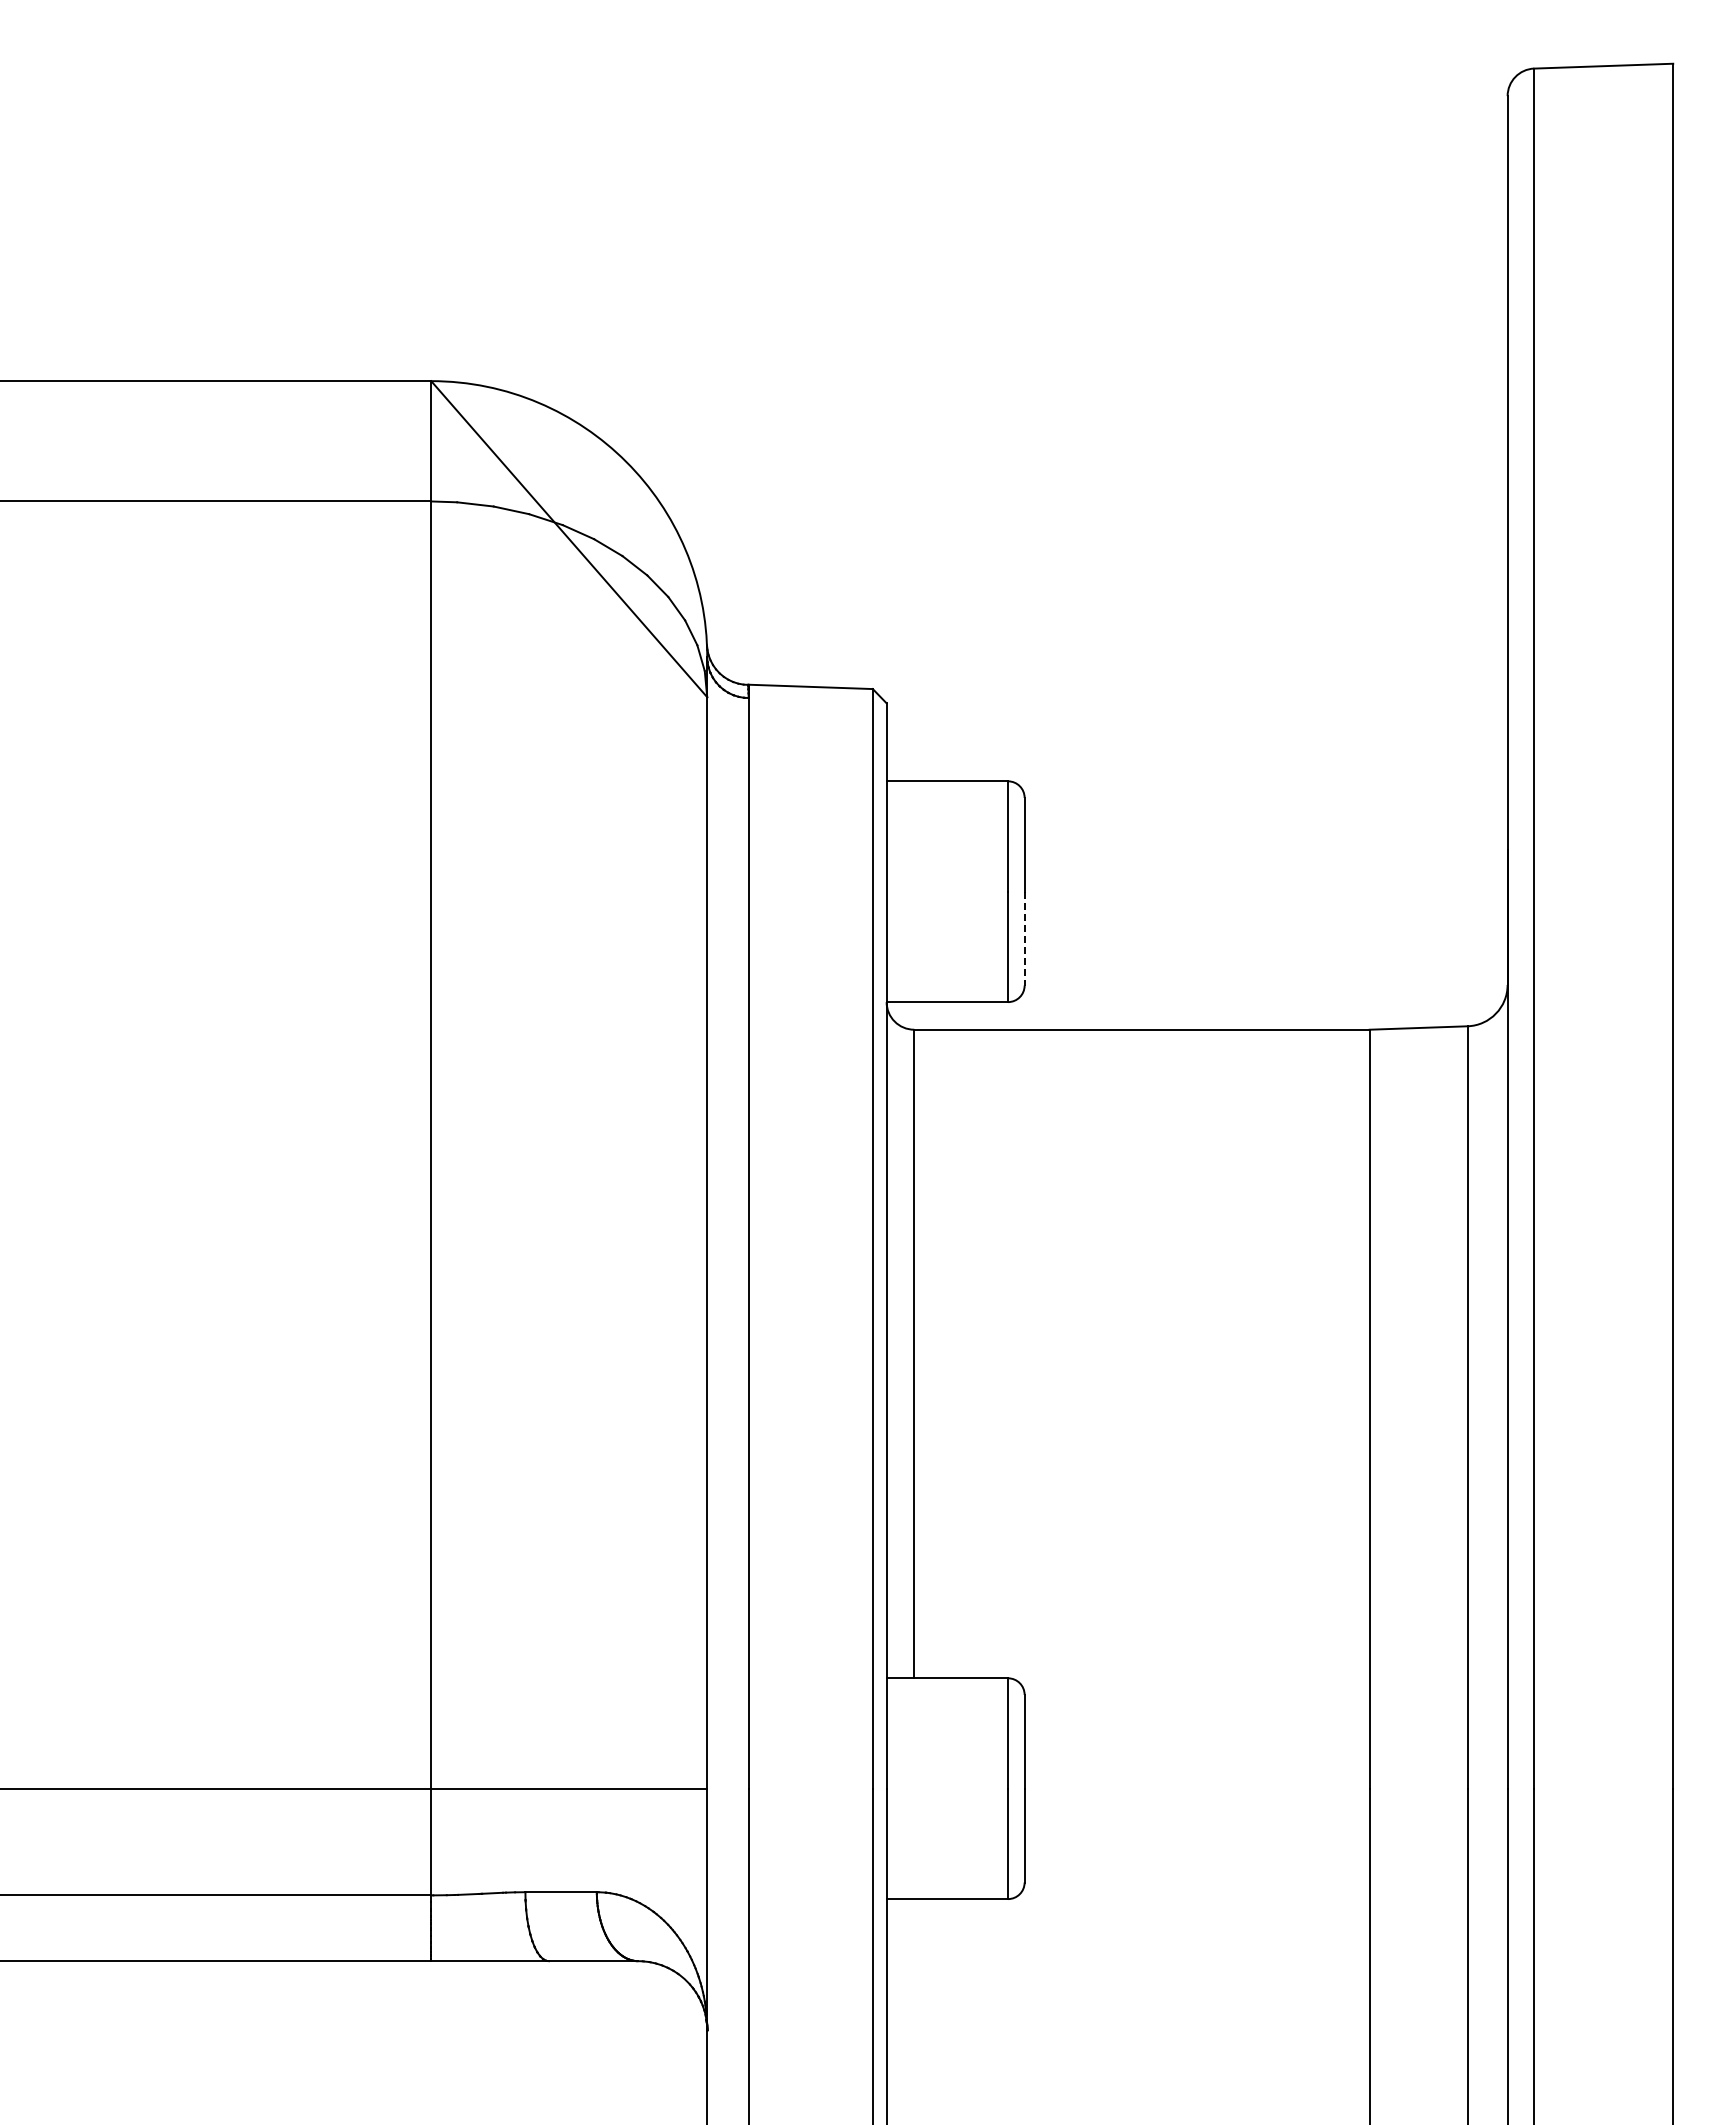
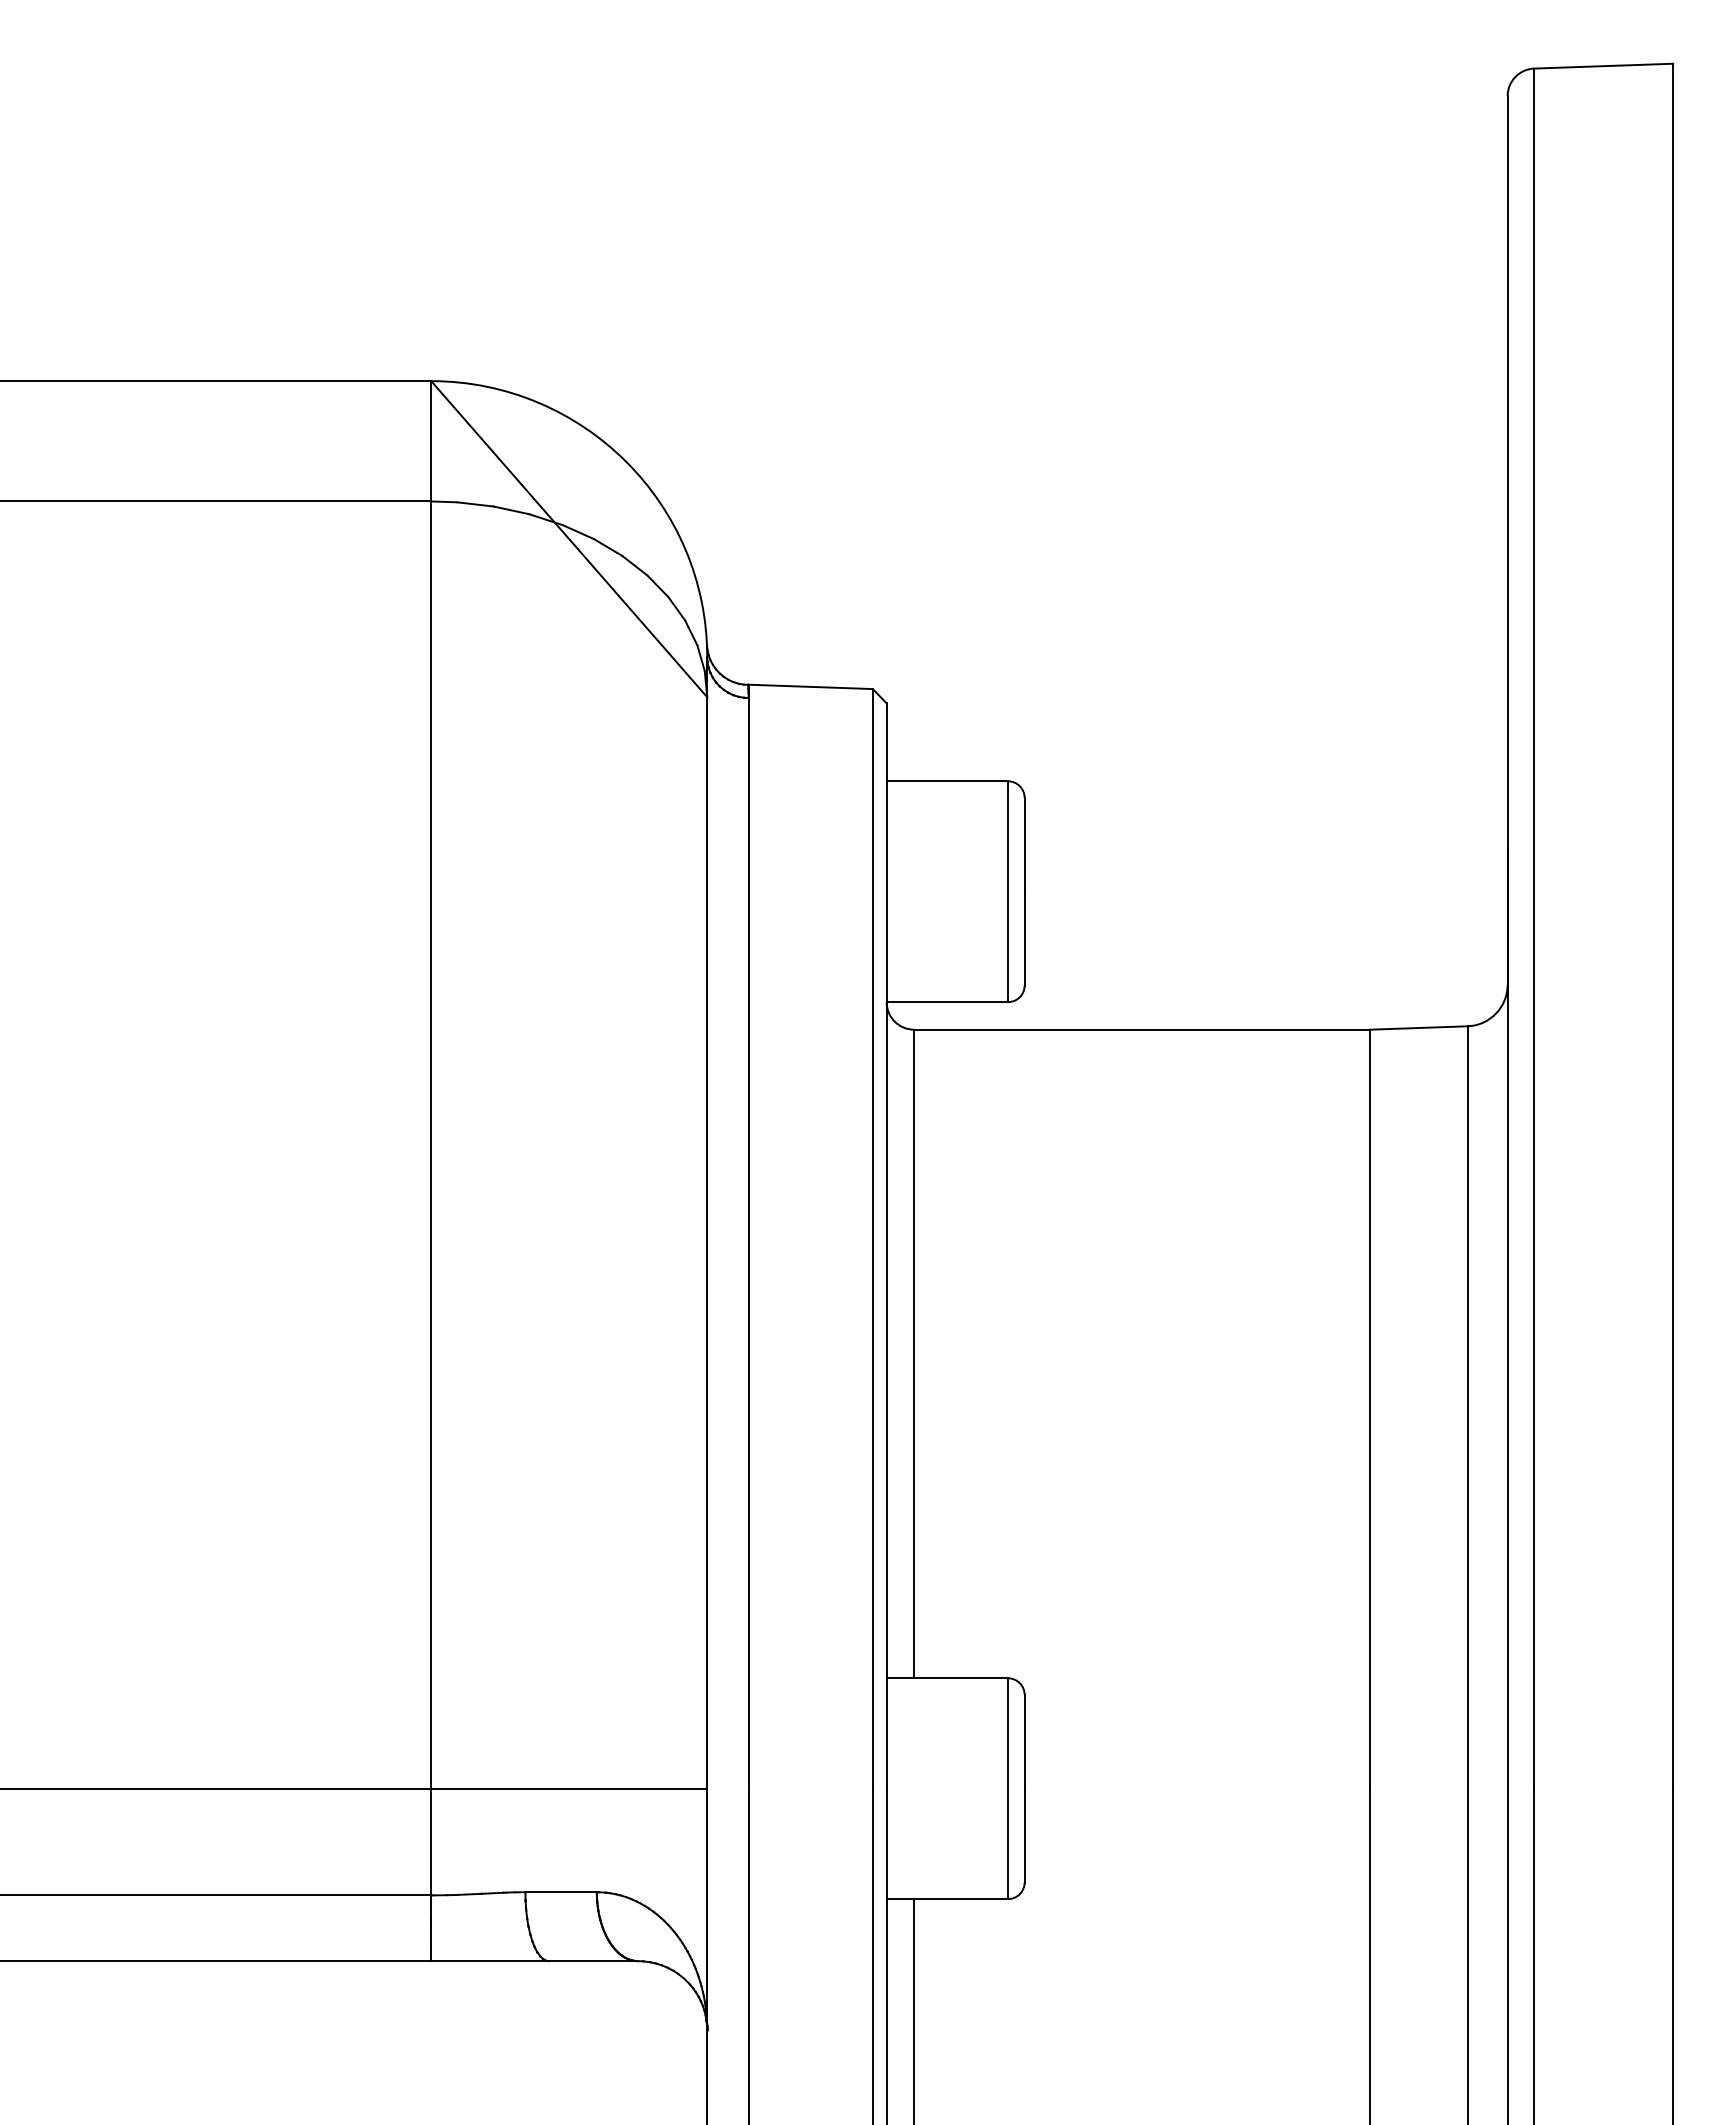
line: dashed -> solid (1024, 938)
line: none -> present (914, 2010)
